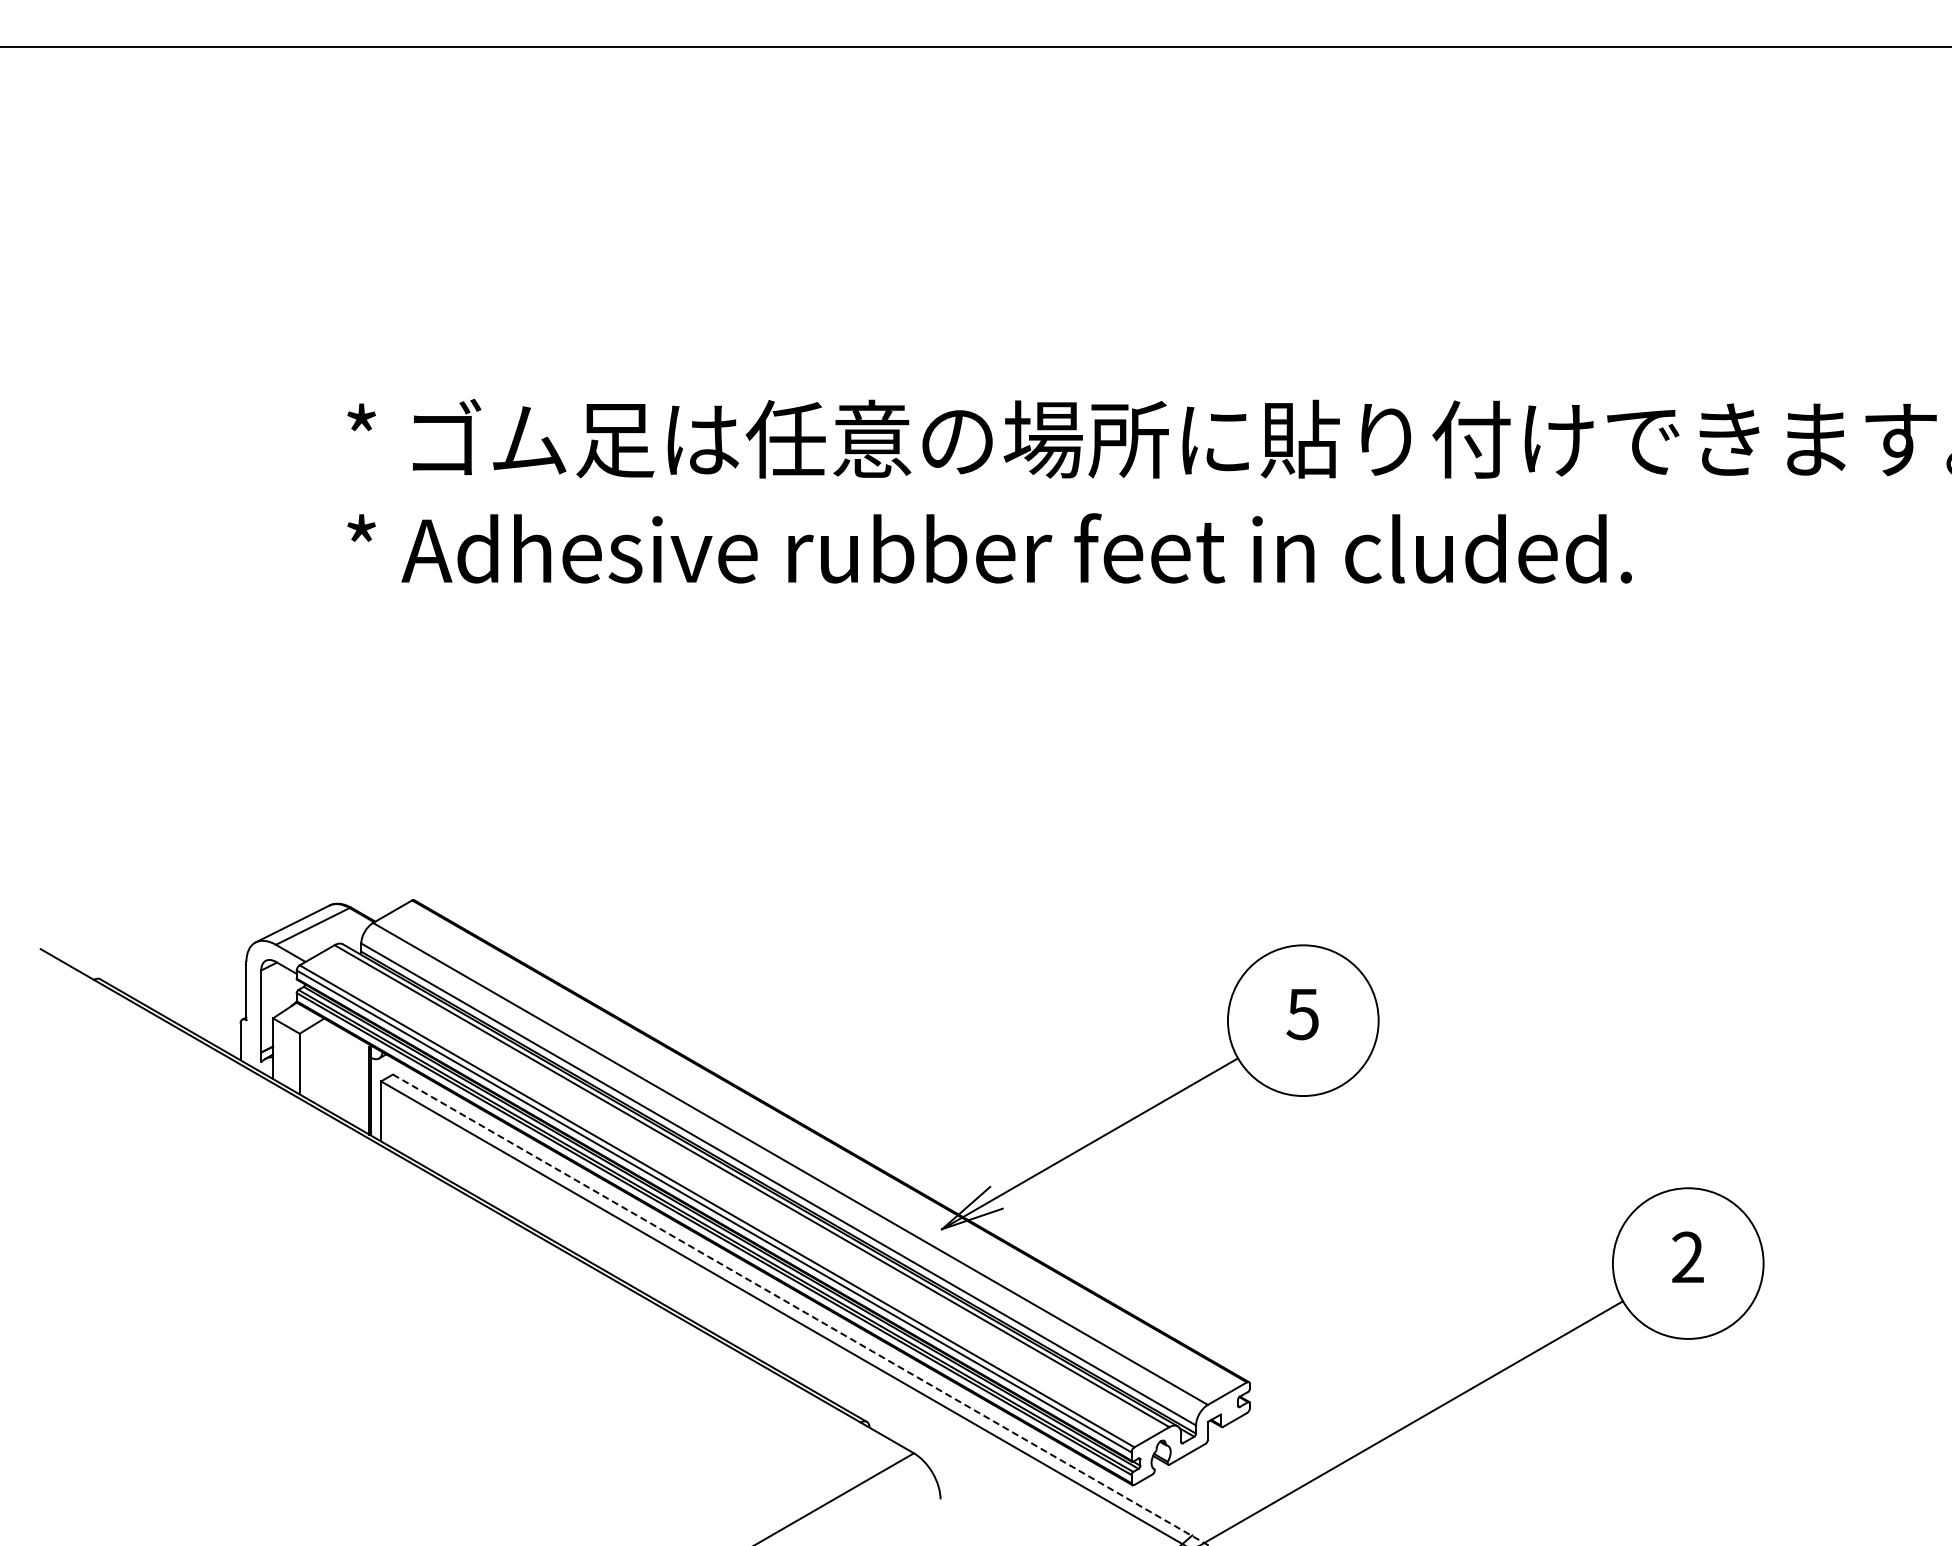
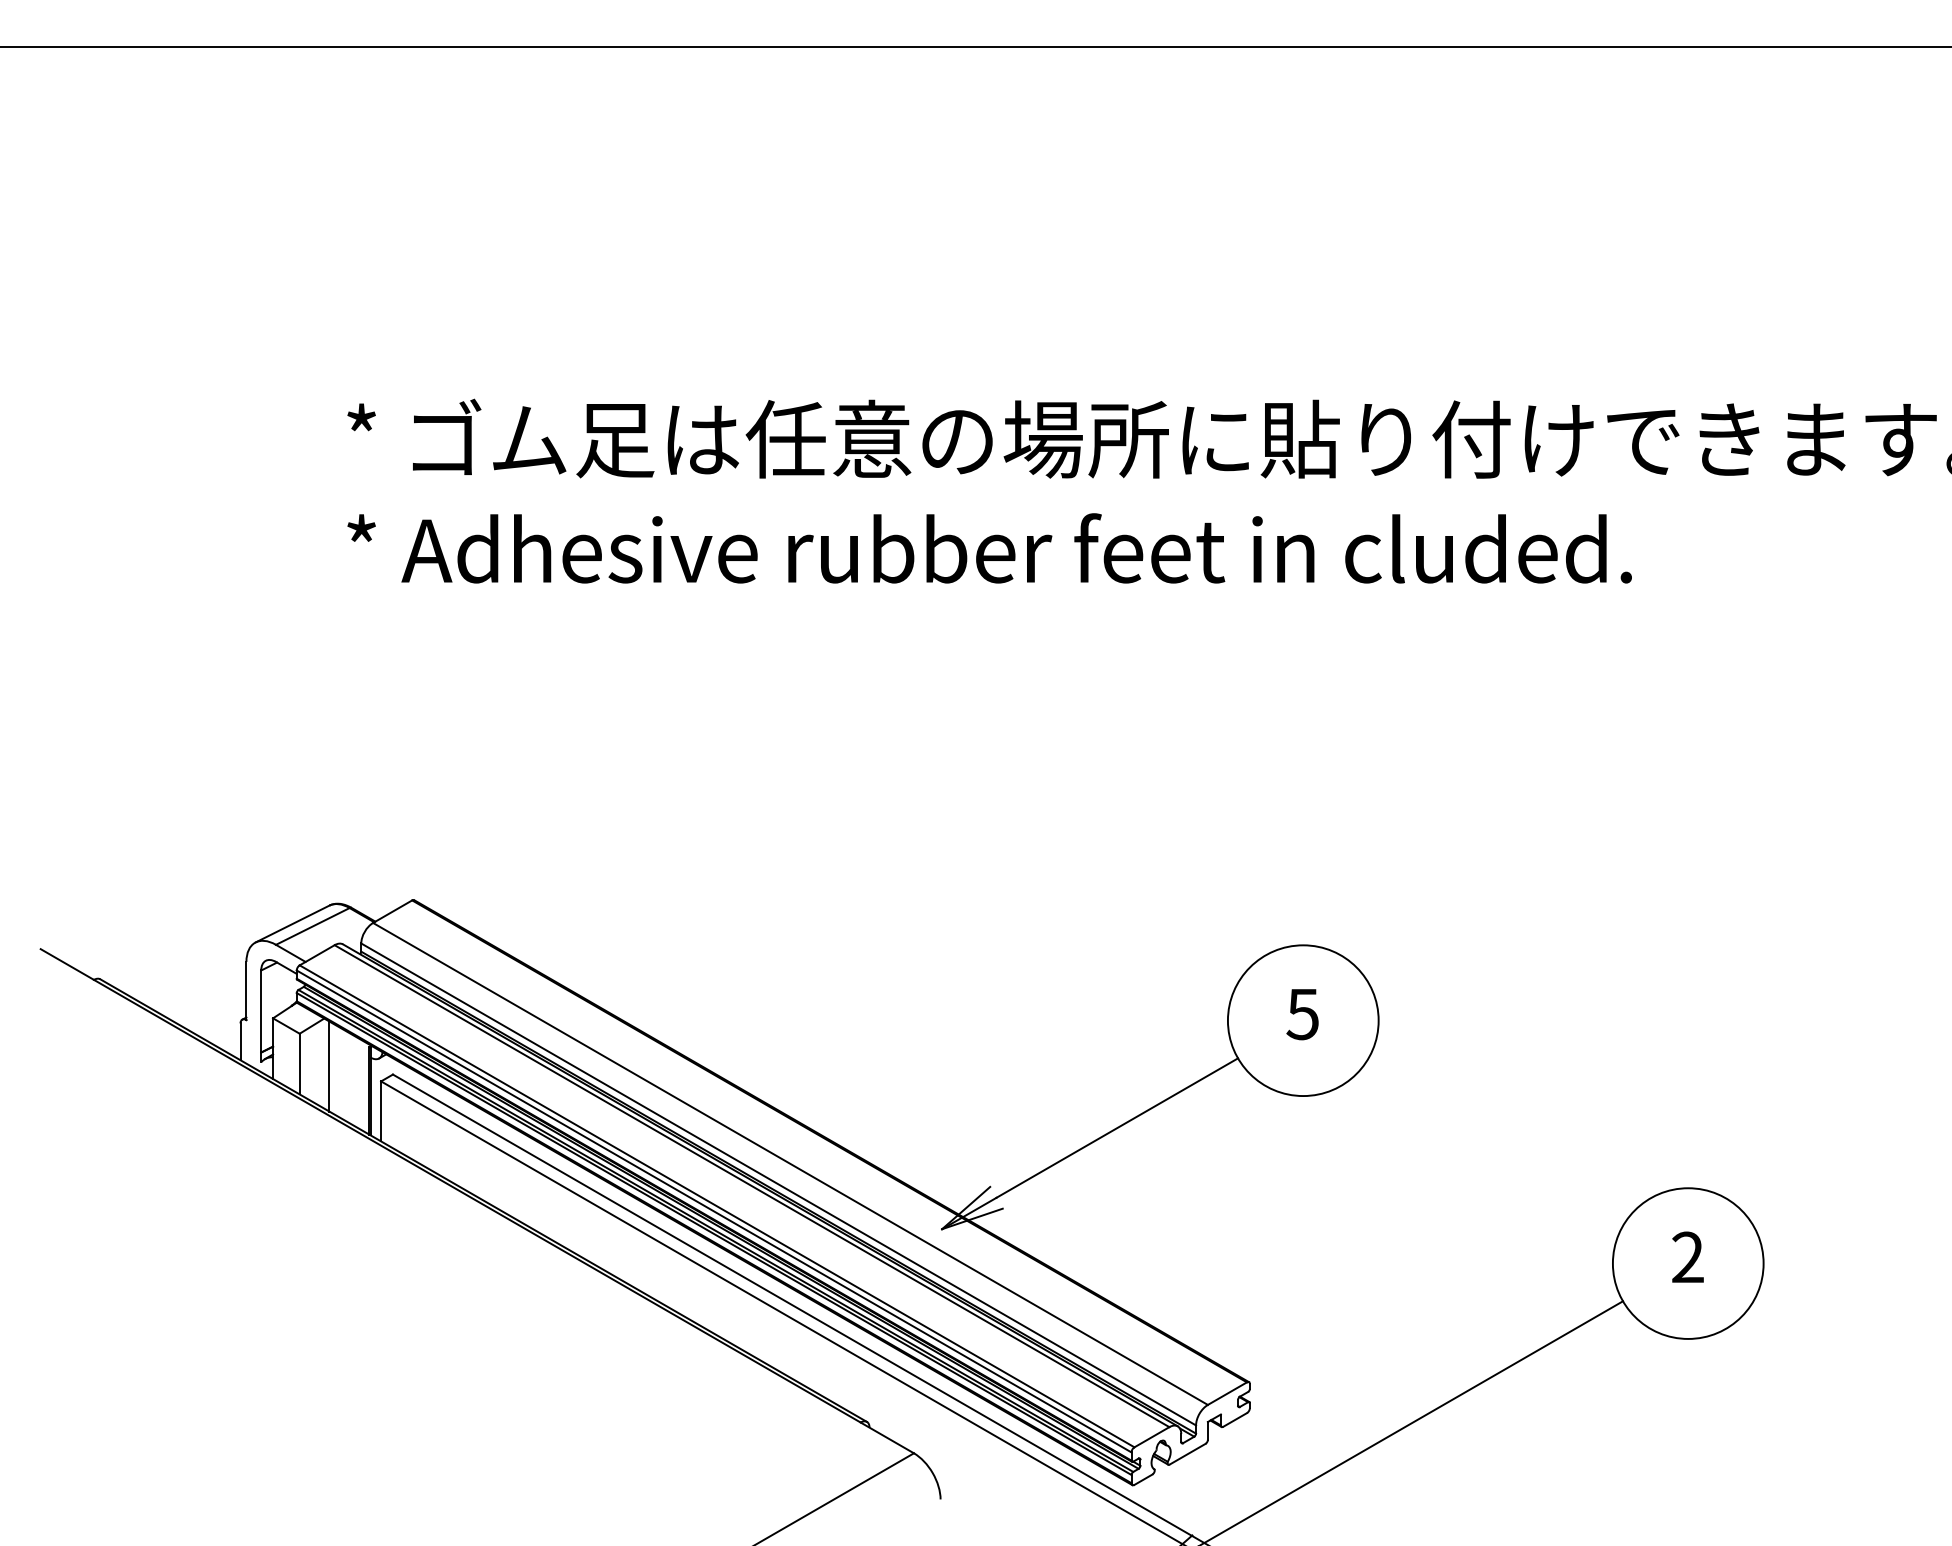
line: none -> present (329, 1066)
line: dashed -> solid (801, 1310)
